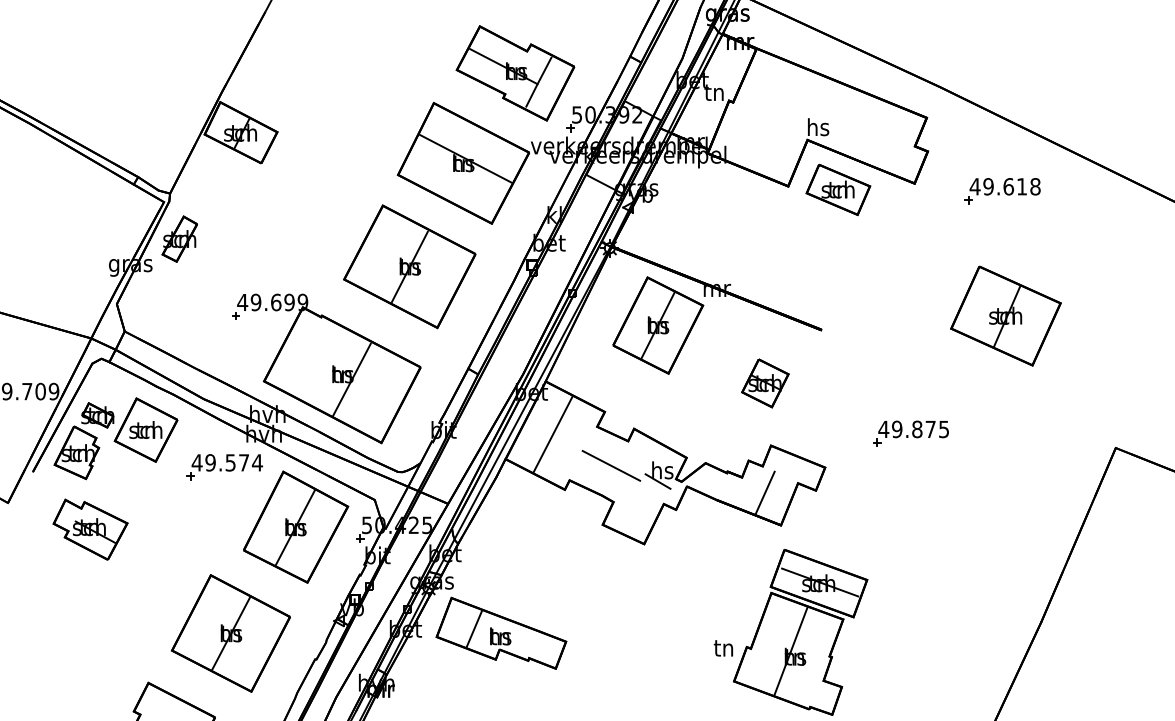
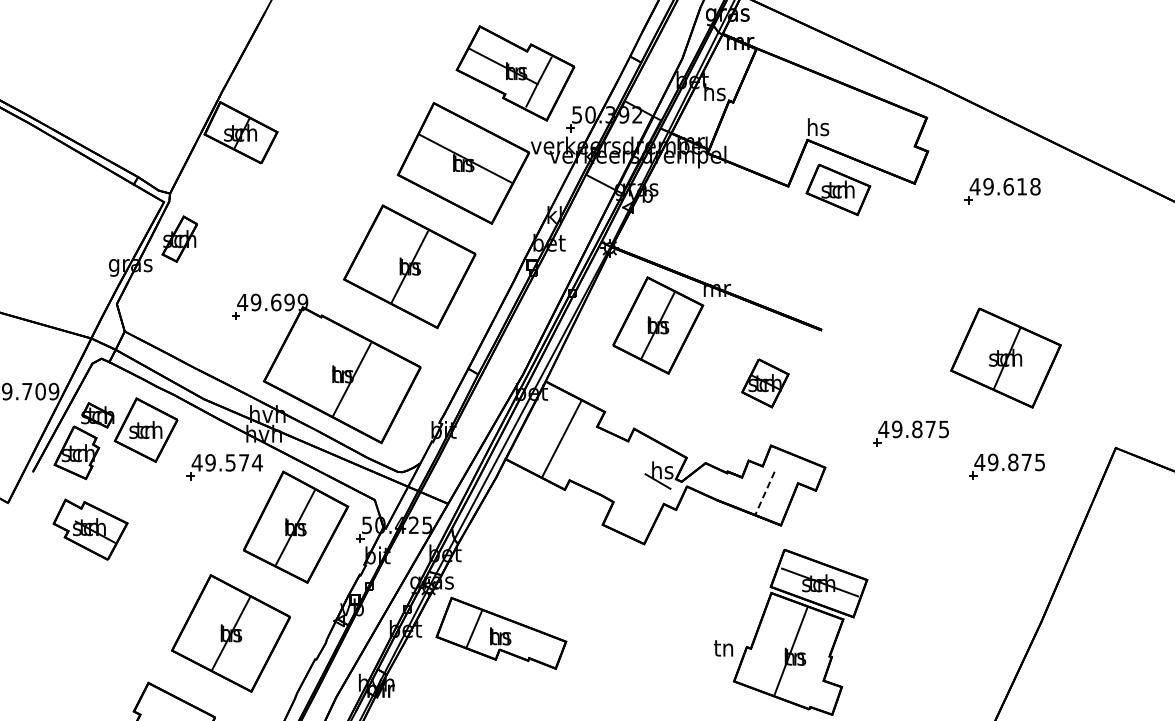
text: tn -> hs (714, 92)
part position: (1005, 315) -> (1005, 357) (1005, 357)
line position: (552, 434) -> (561, 438) (561, 438)
line: present -> none (611, 465)
part: none -> present (1006, 466)
line: solid -> dashed (764, 493)
